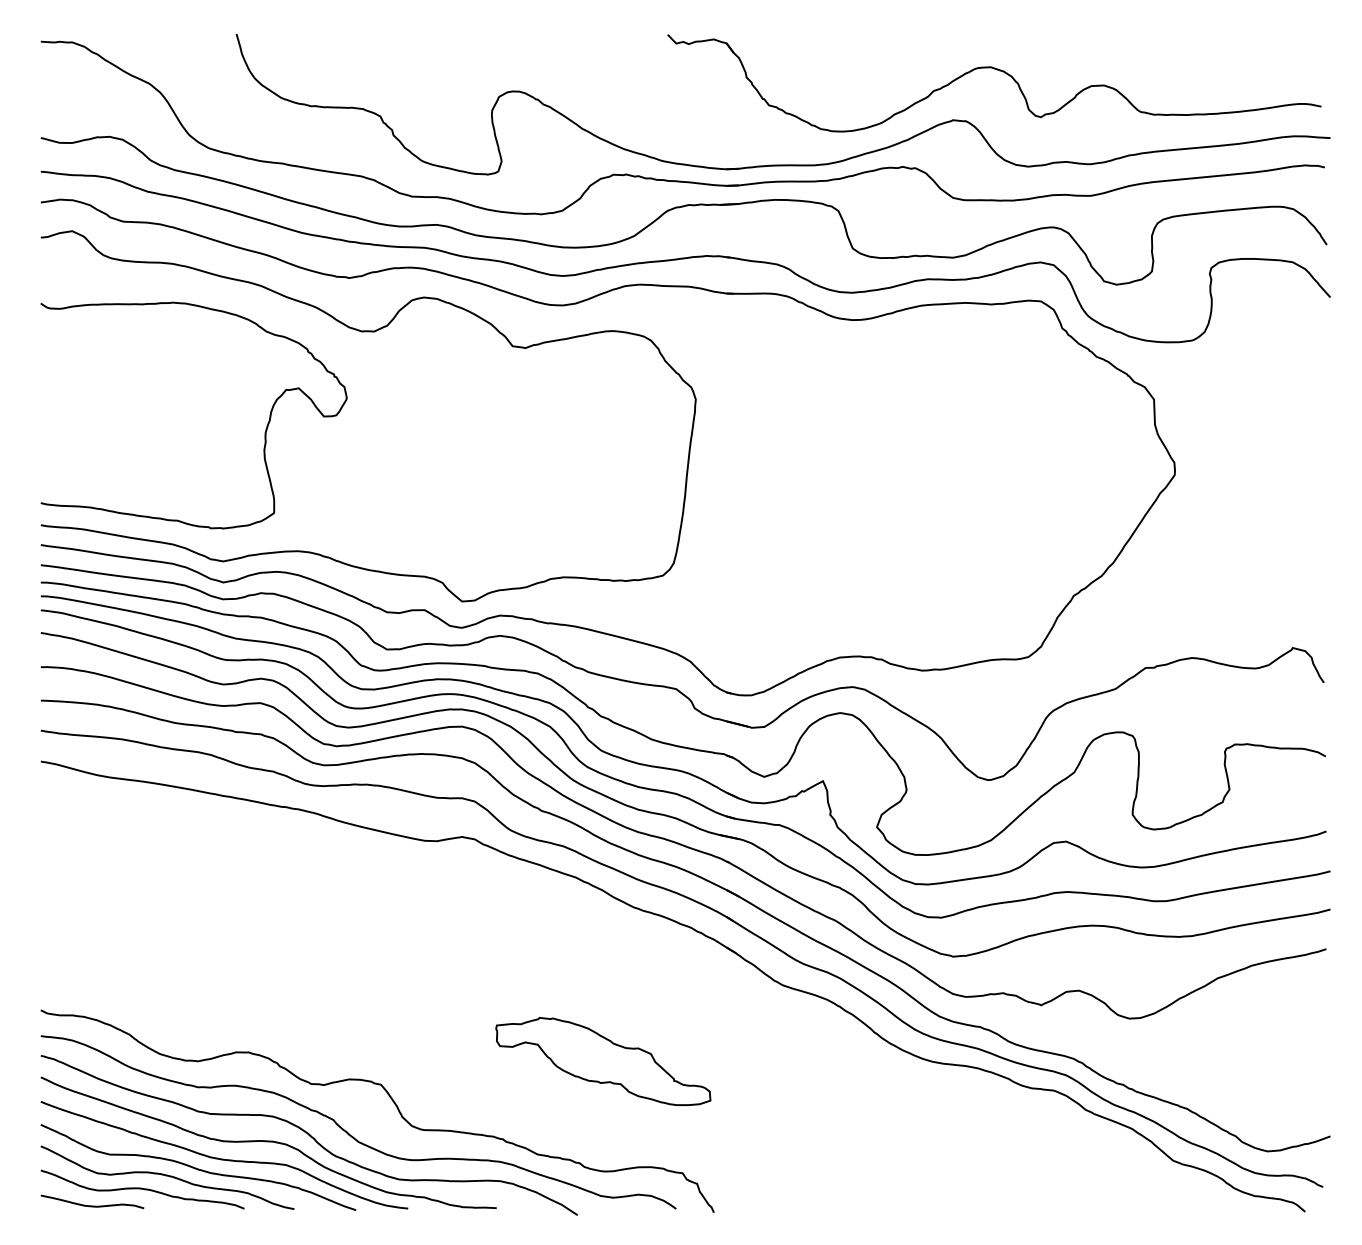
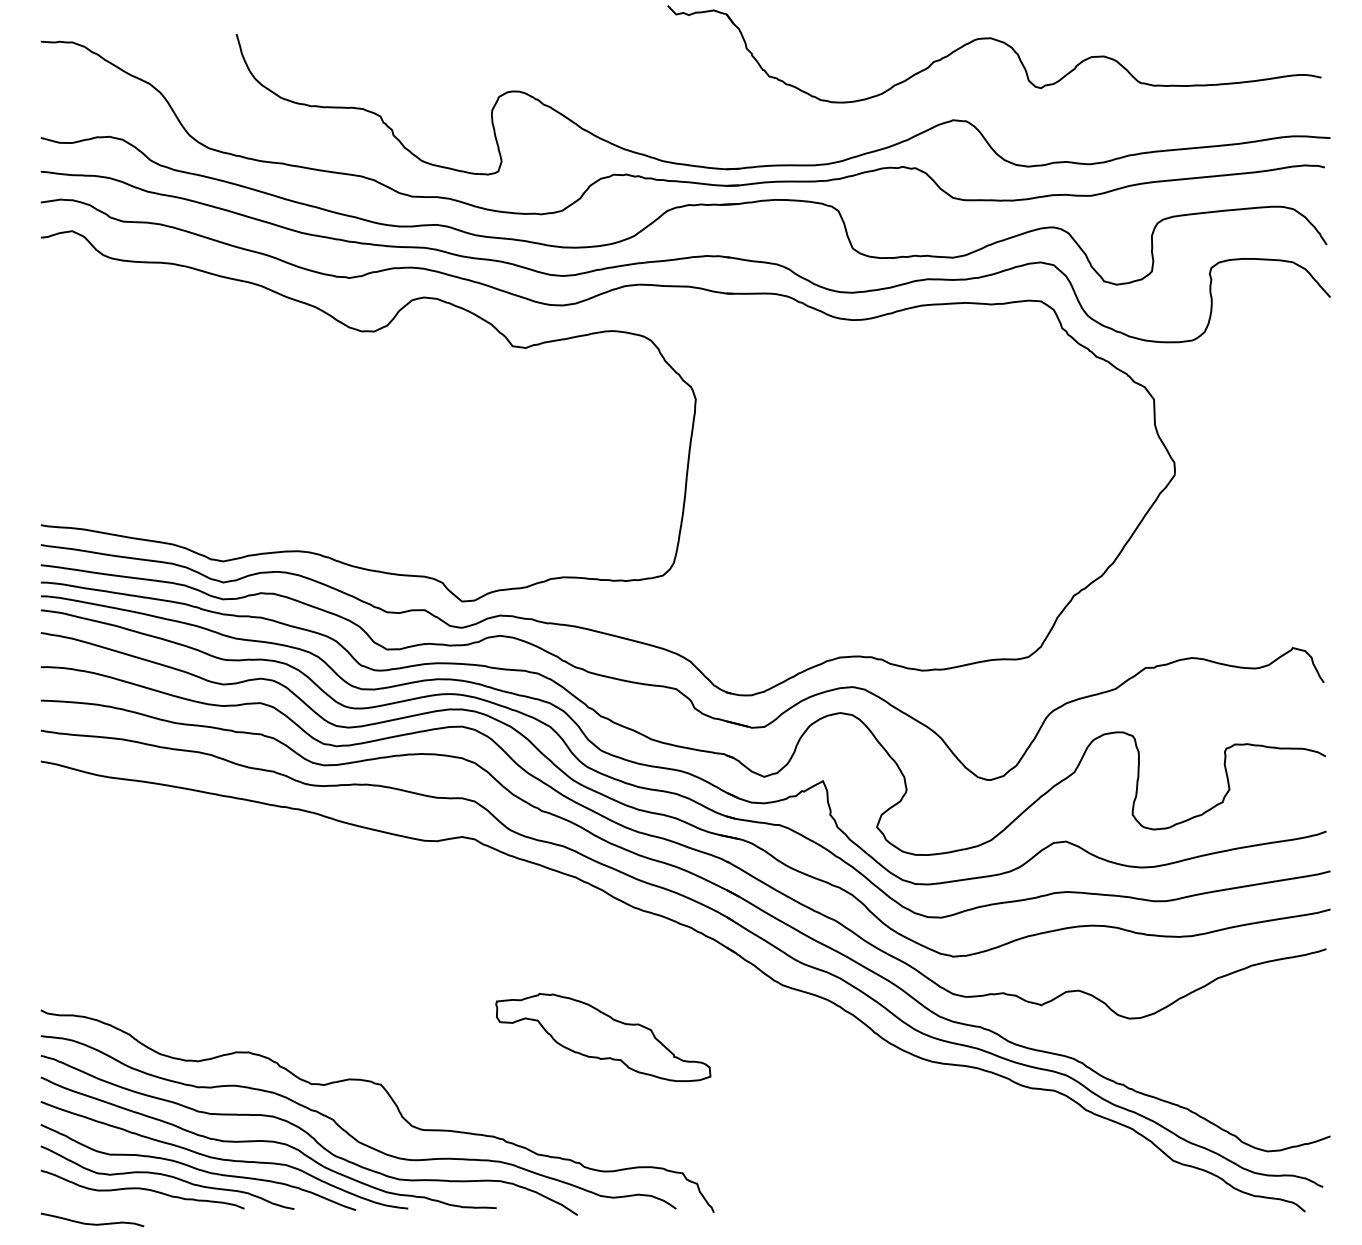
part position: (999, 71) -> (999, 42) (999, 42)
curve: present -> none (264, 432)
part position: (603, 1061) -> (603, 1037) (603, 1037)
curve position: (92, 1205) -> (92, 1223) (92, 1223)
